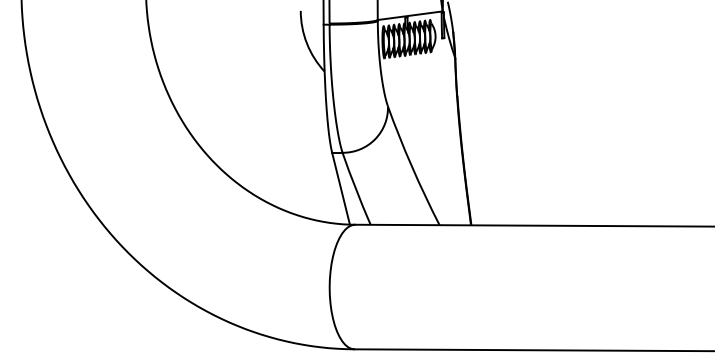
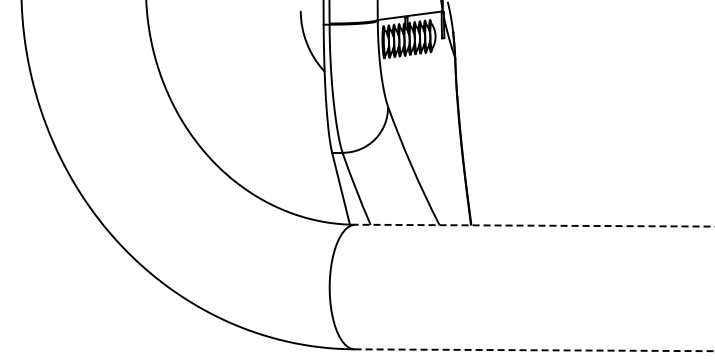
line: solid -> dashed (535, 225)
line: solid -> dashed (534, 350)
